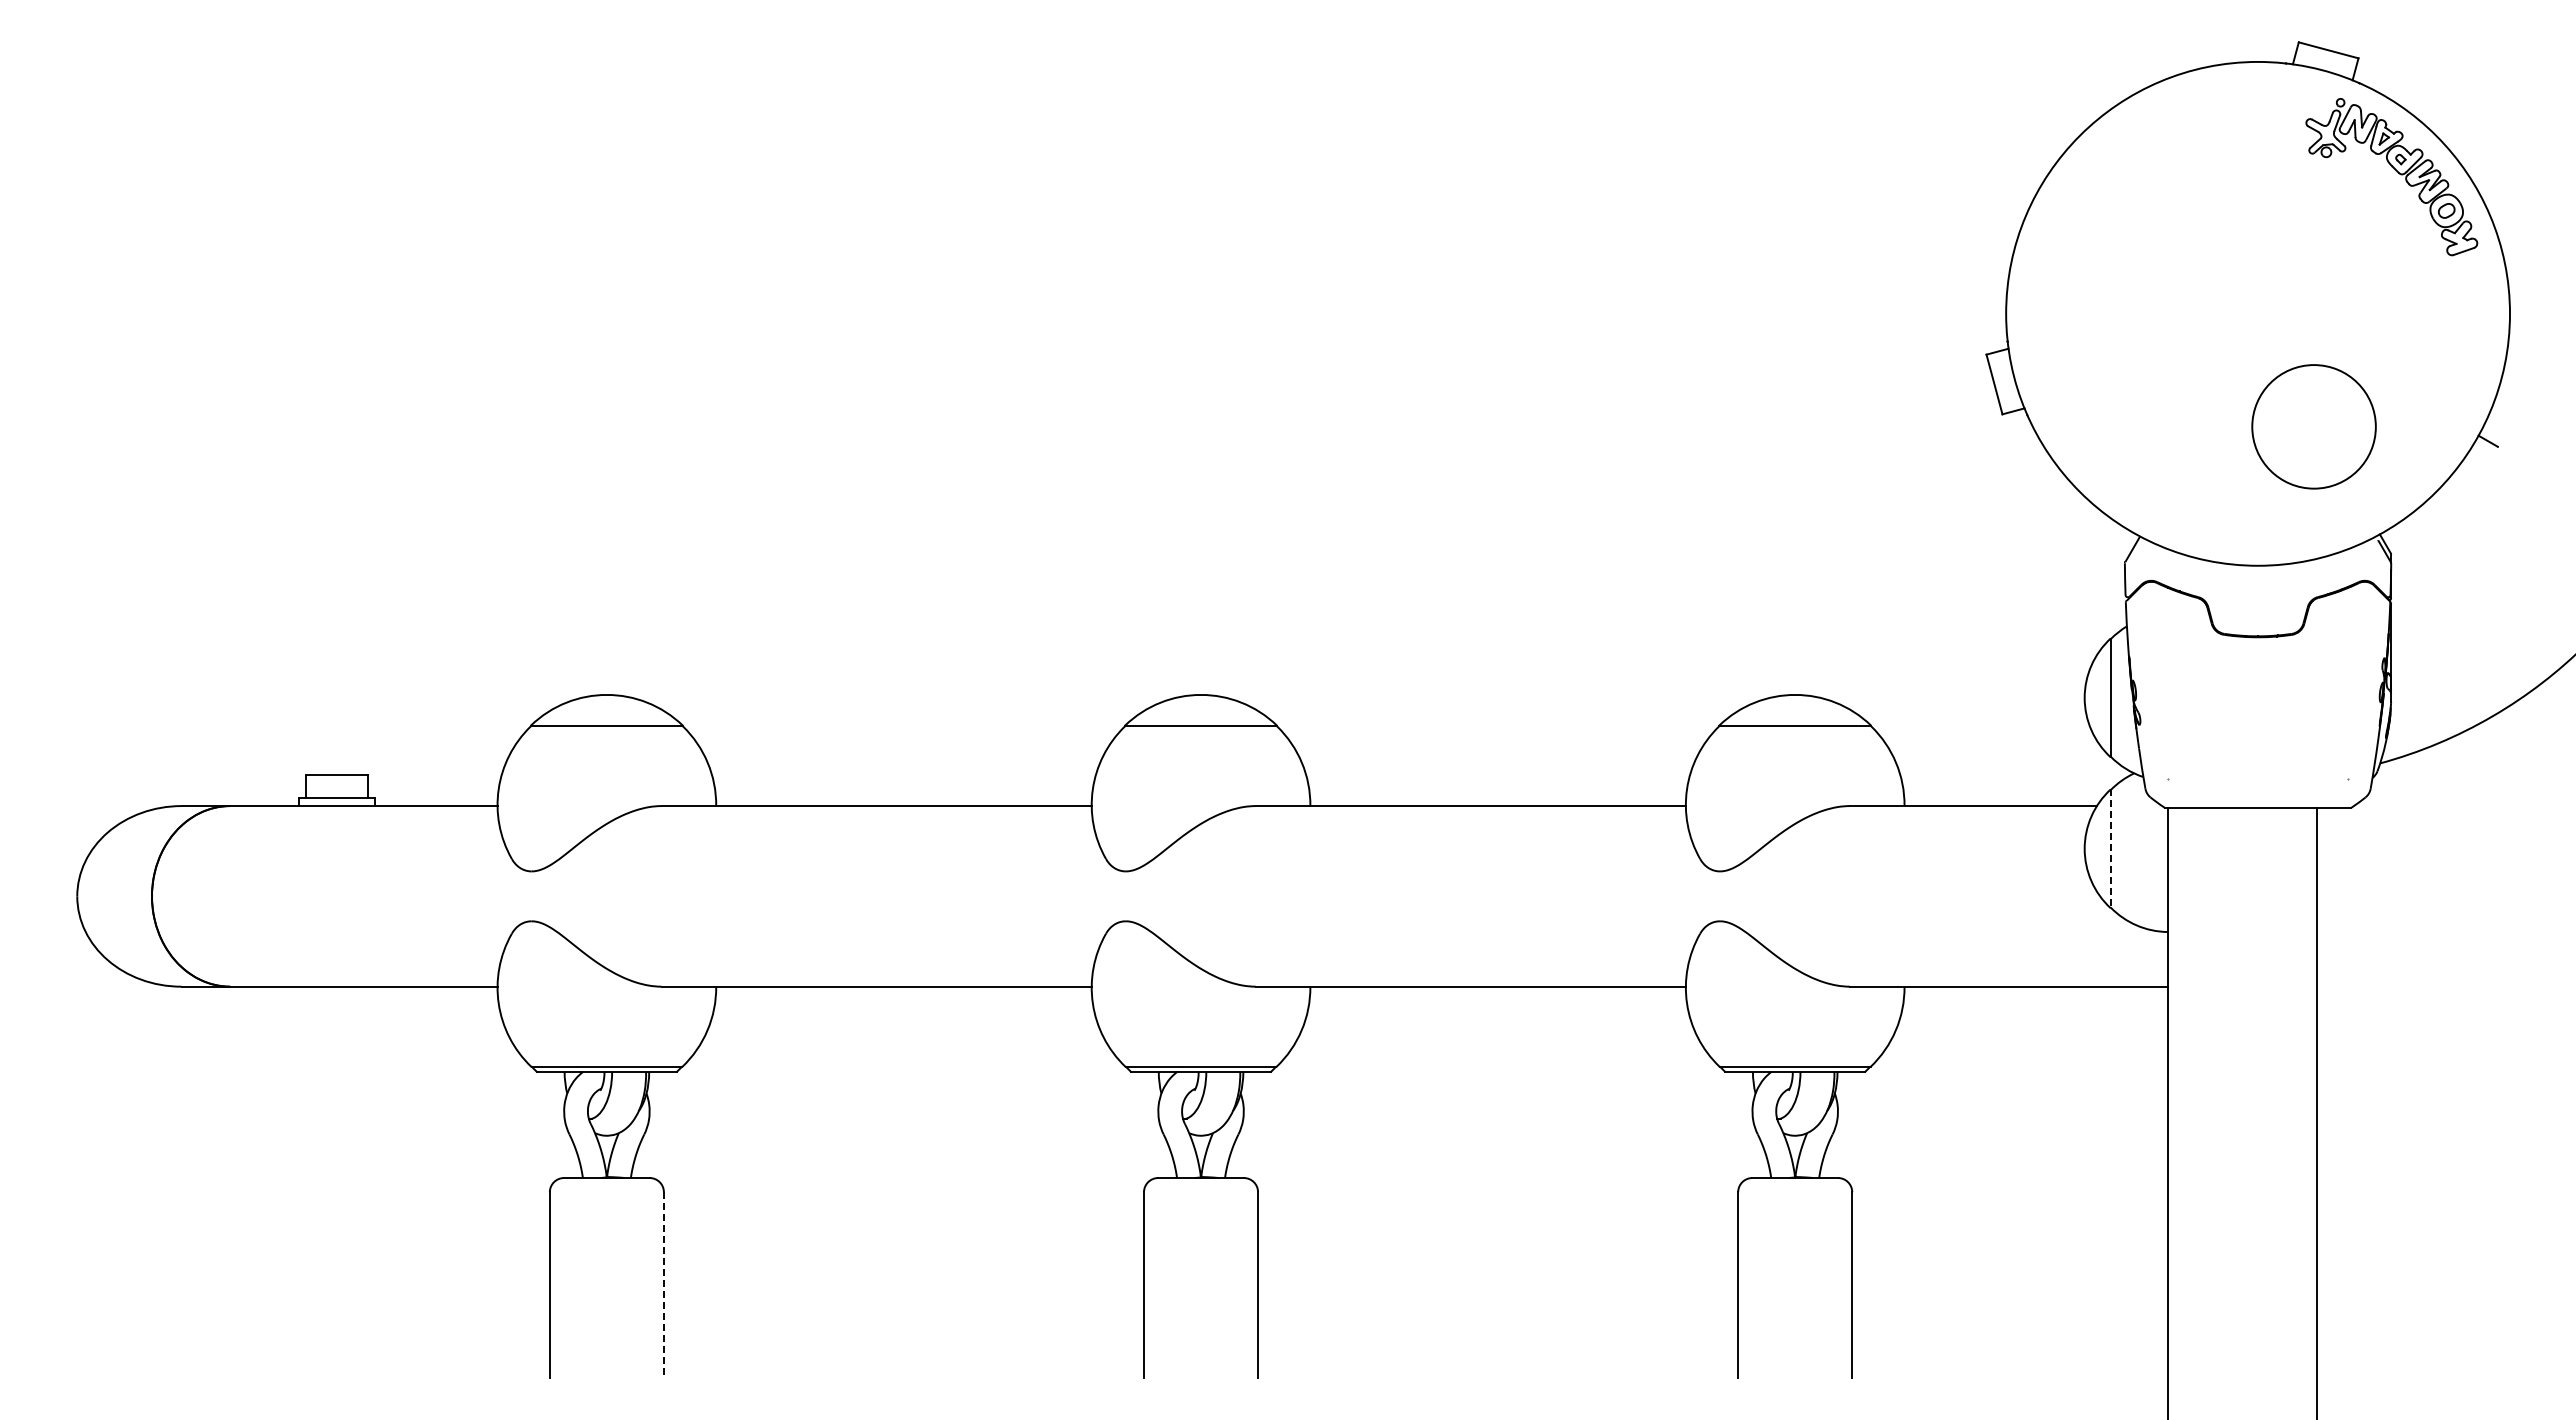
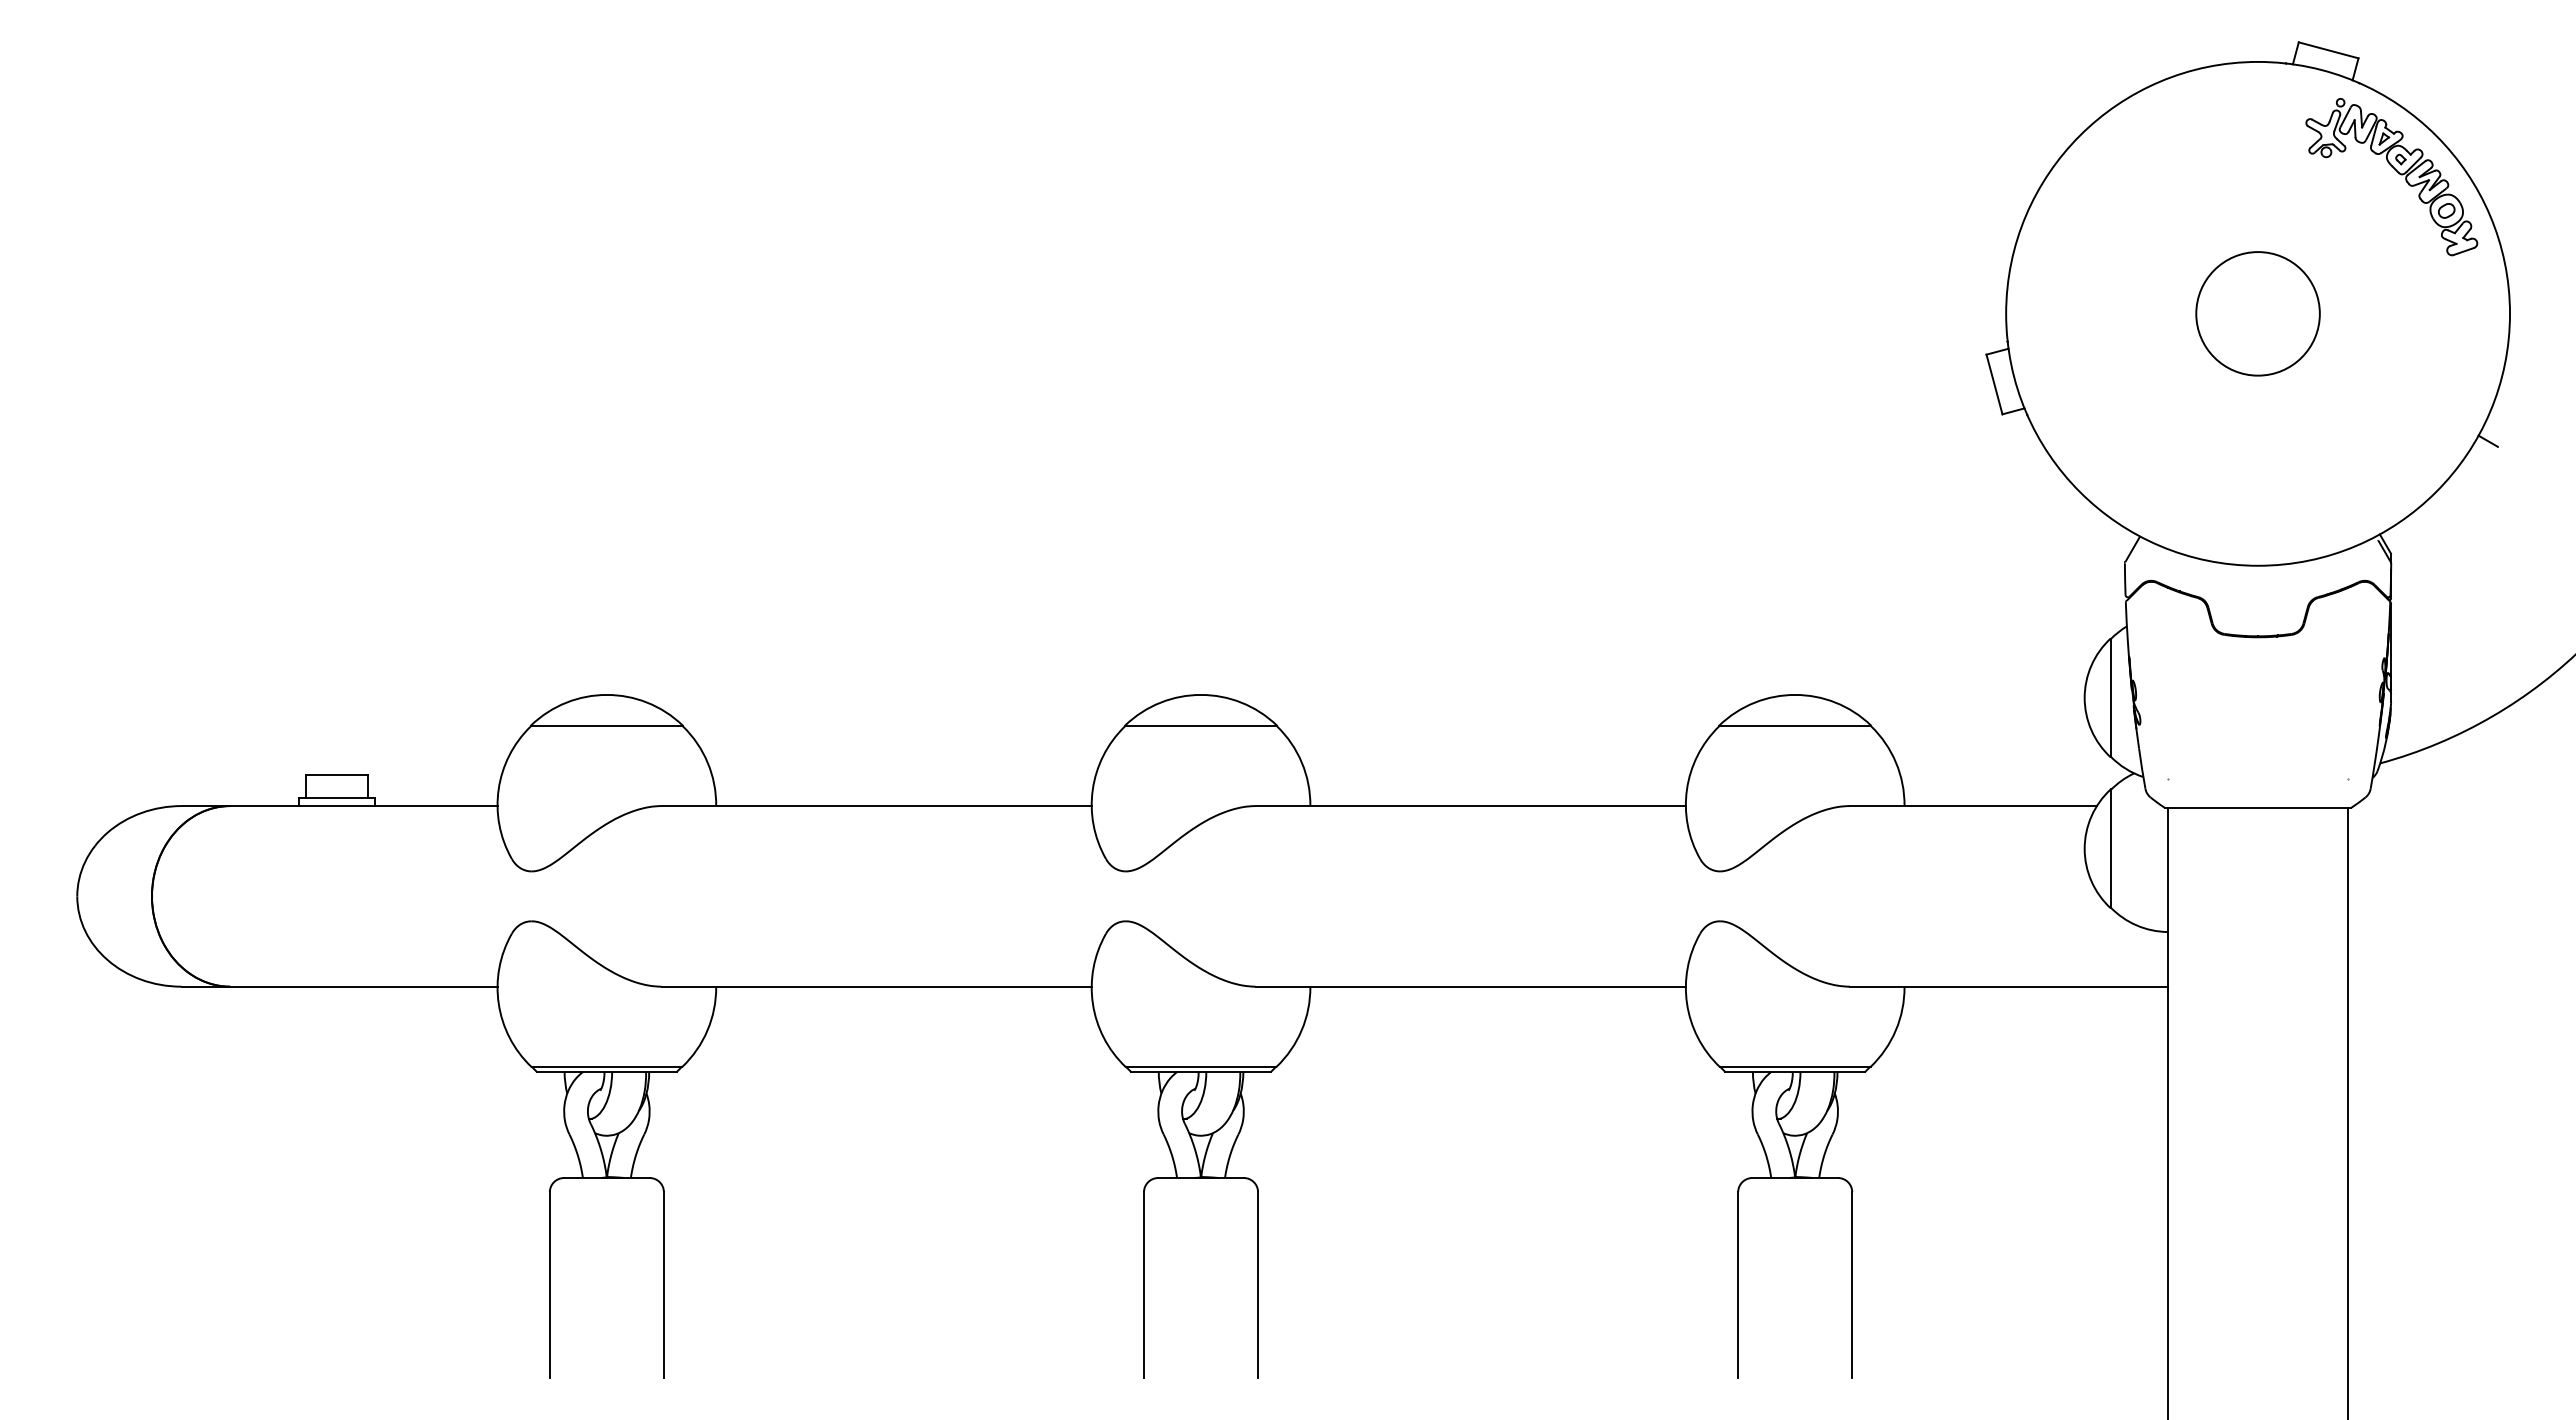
circle position: (2313, 426) -> (2257, 313) (2257, 313)
line: dashed -> solid (2110, 849)
line position: (2317, 1112) -> (2348, 1112) (2348, 1112)
line: dashed -> solid (663, 1284)
